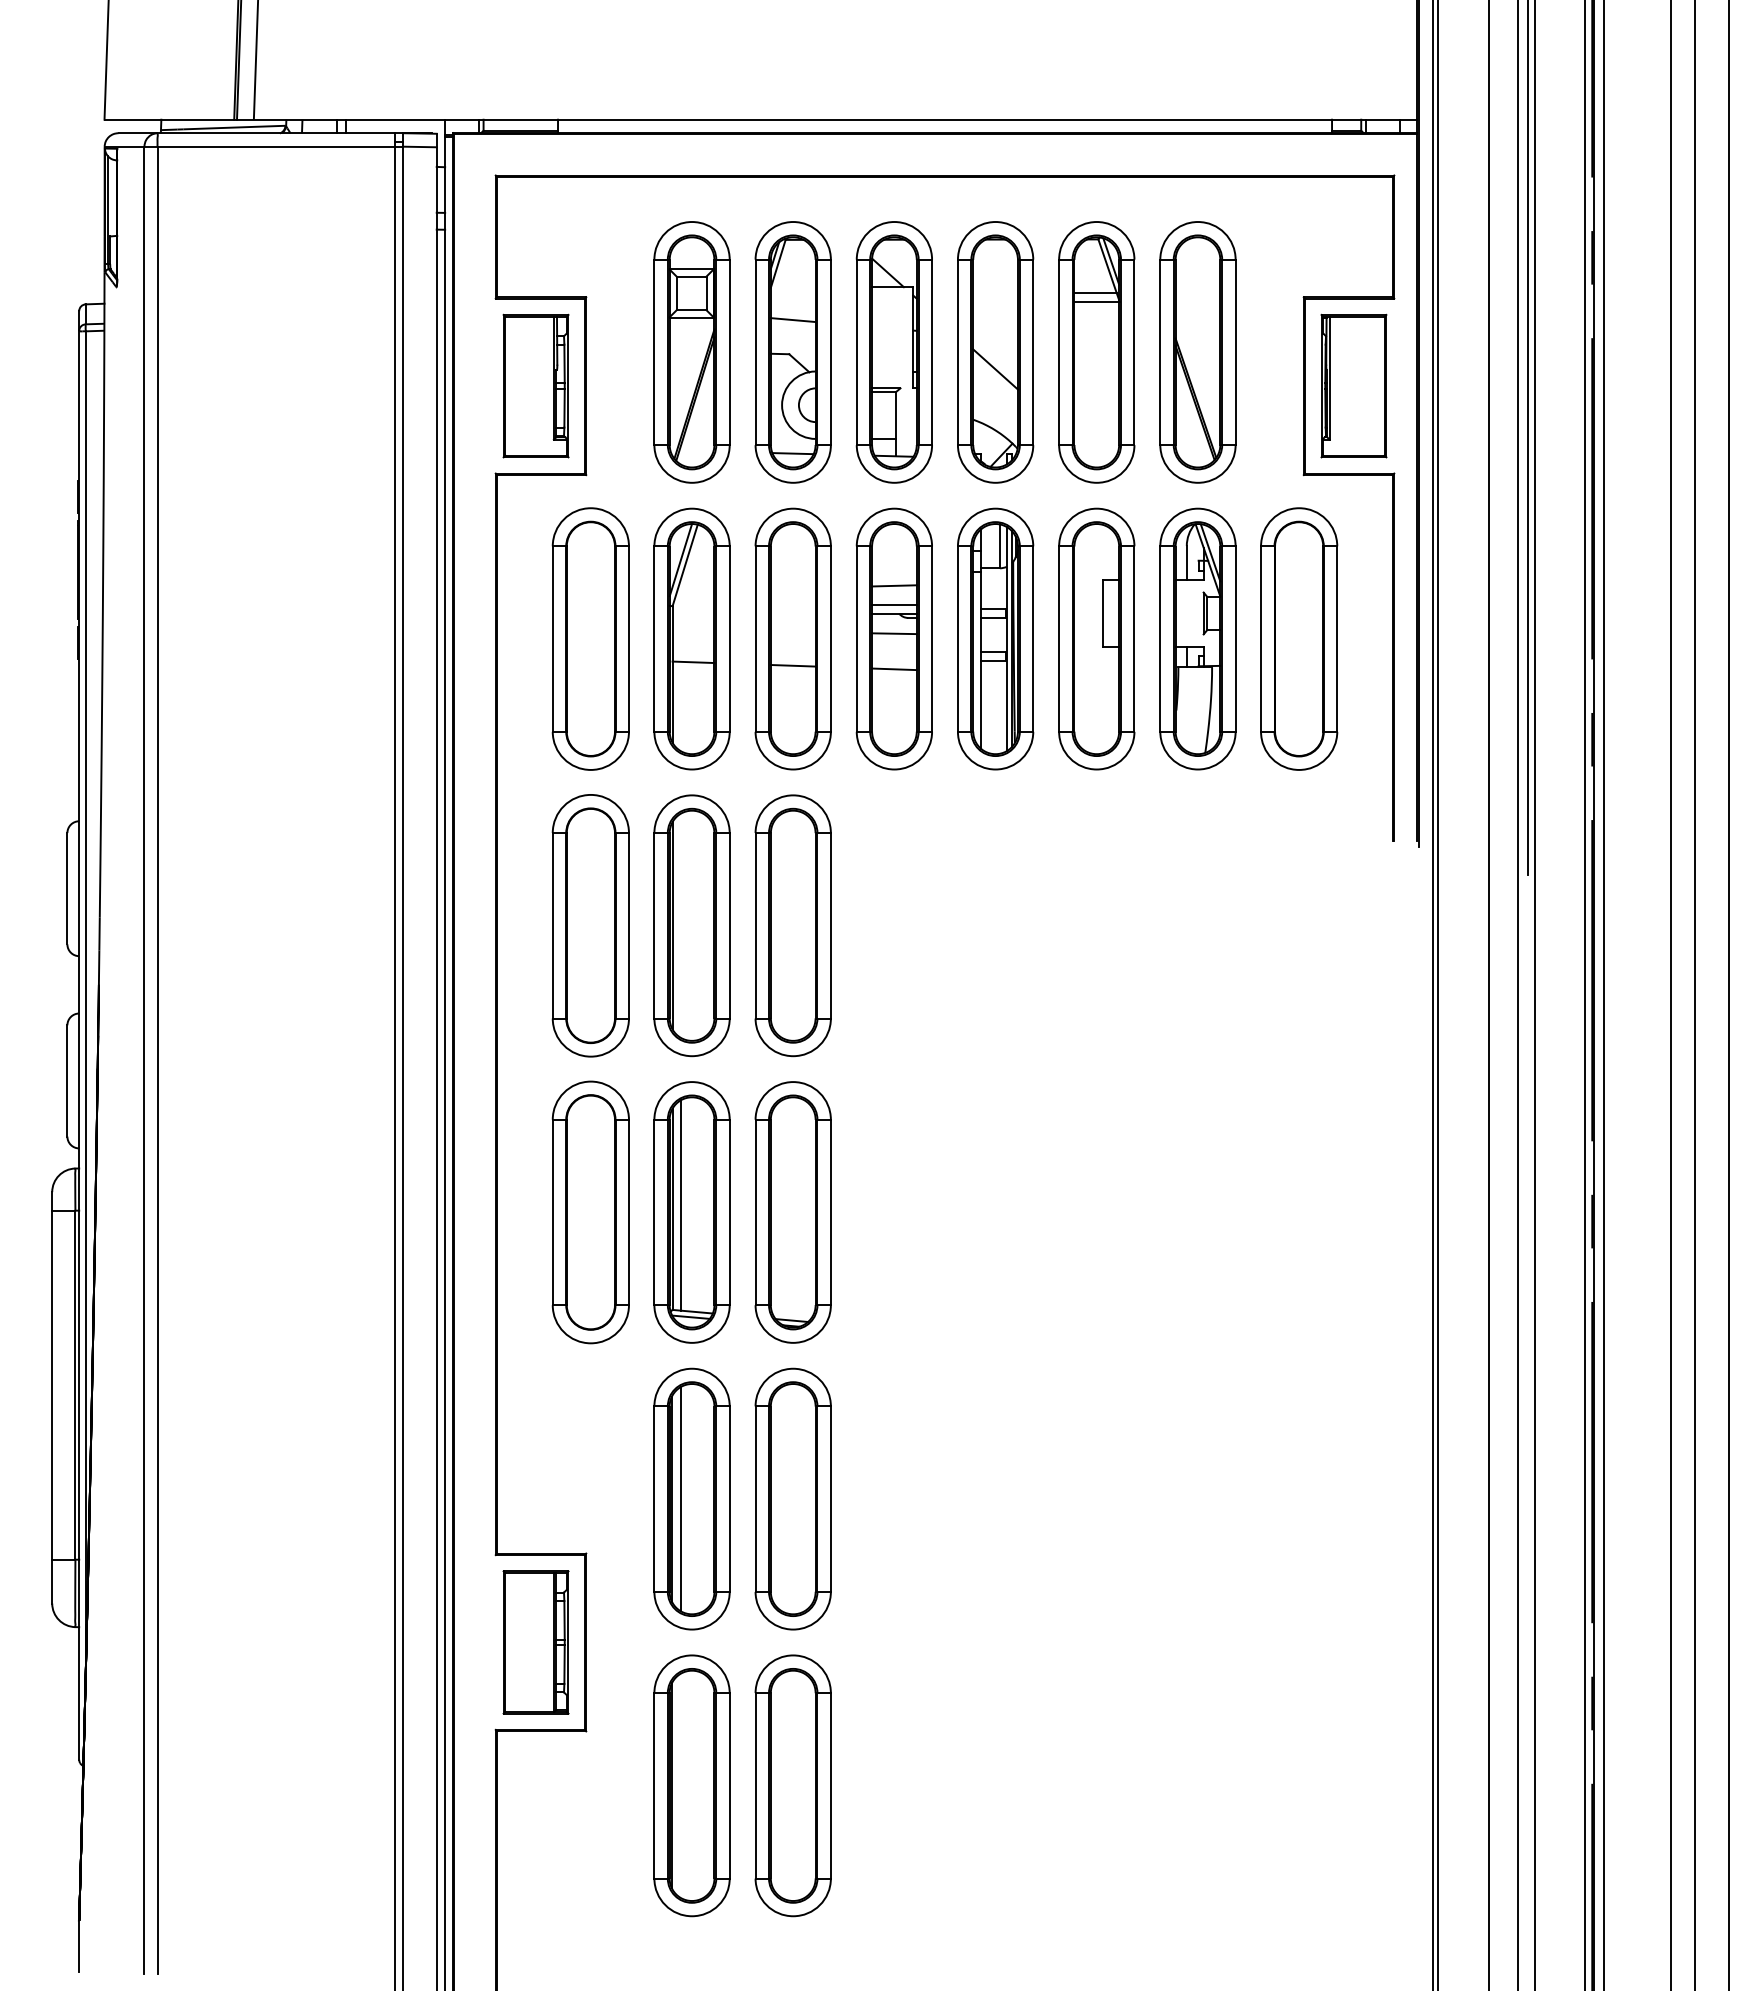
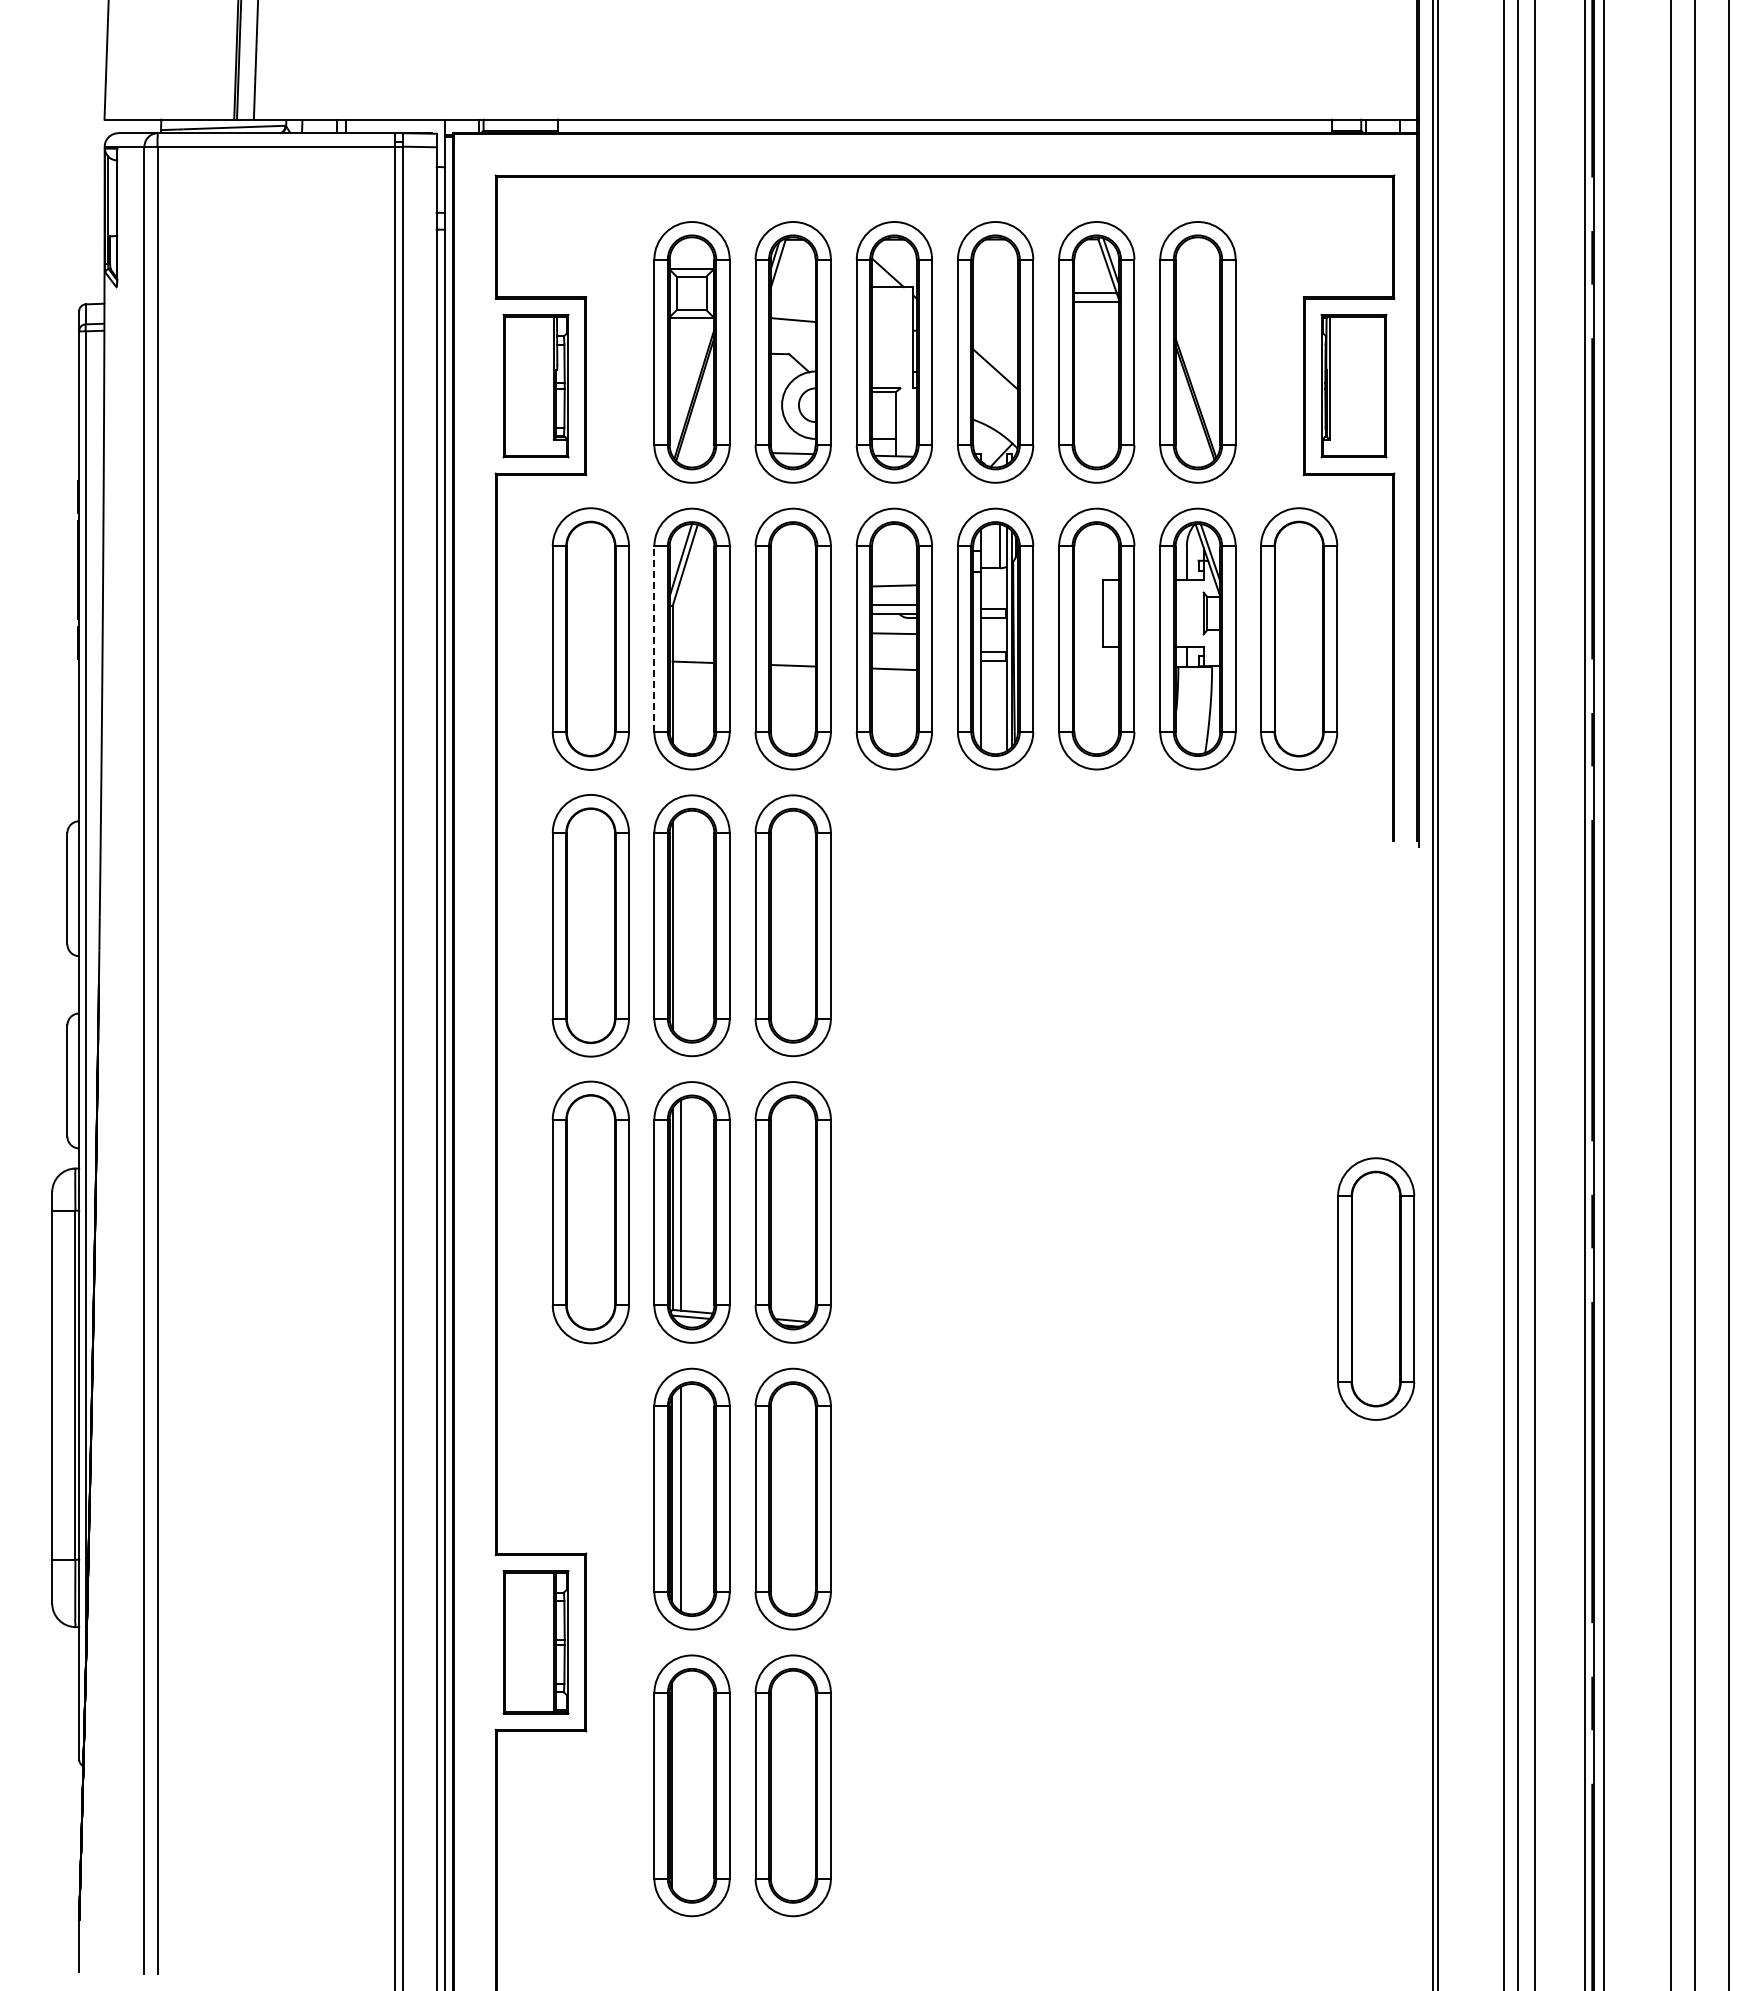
line: present -> none (1528, 438)
line: solid -> dashed (654, 639)
line position: (1488, 994) -> (1503, 994) (1503, 994)
part: none -> present (1376, 1288)
